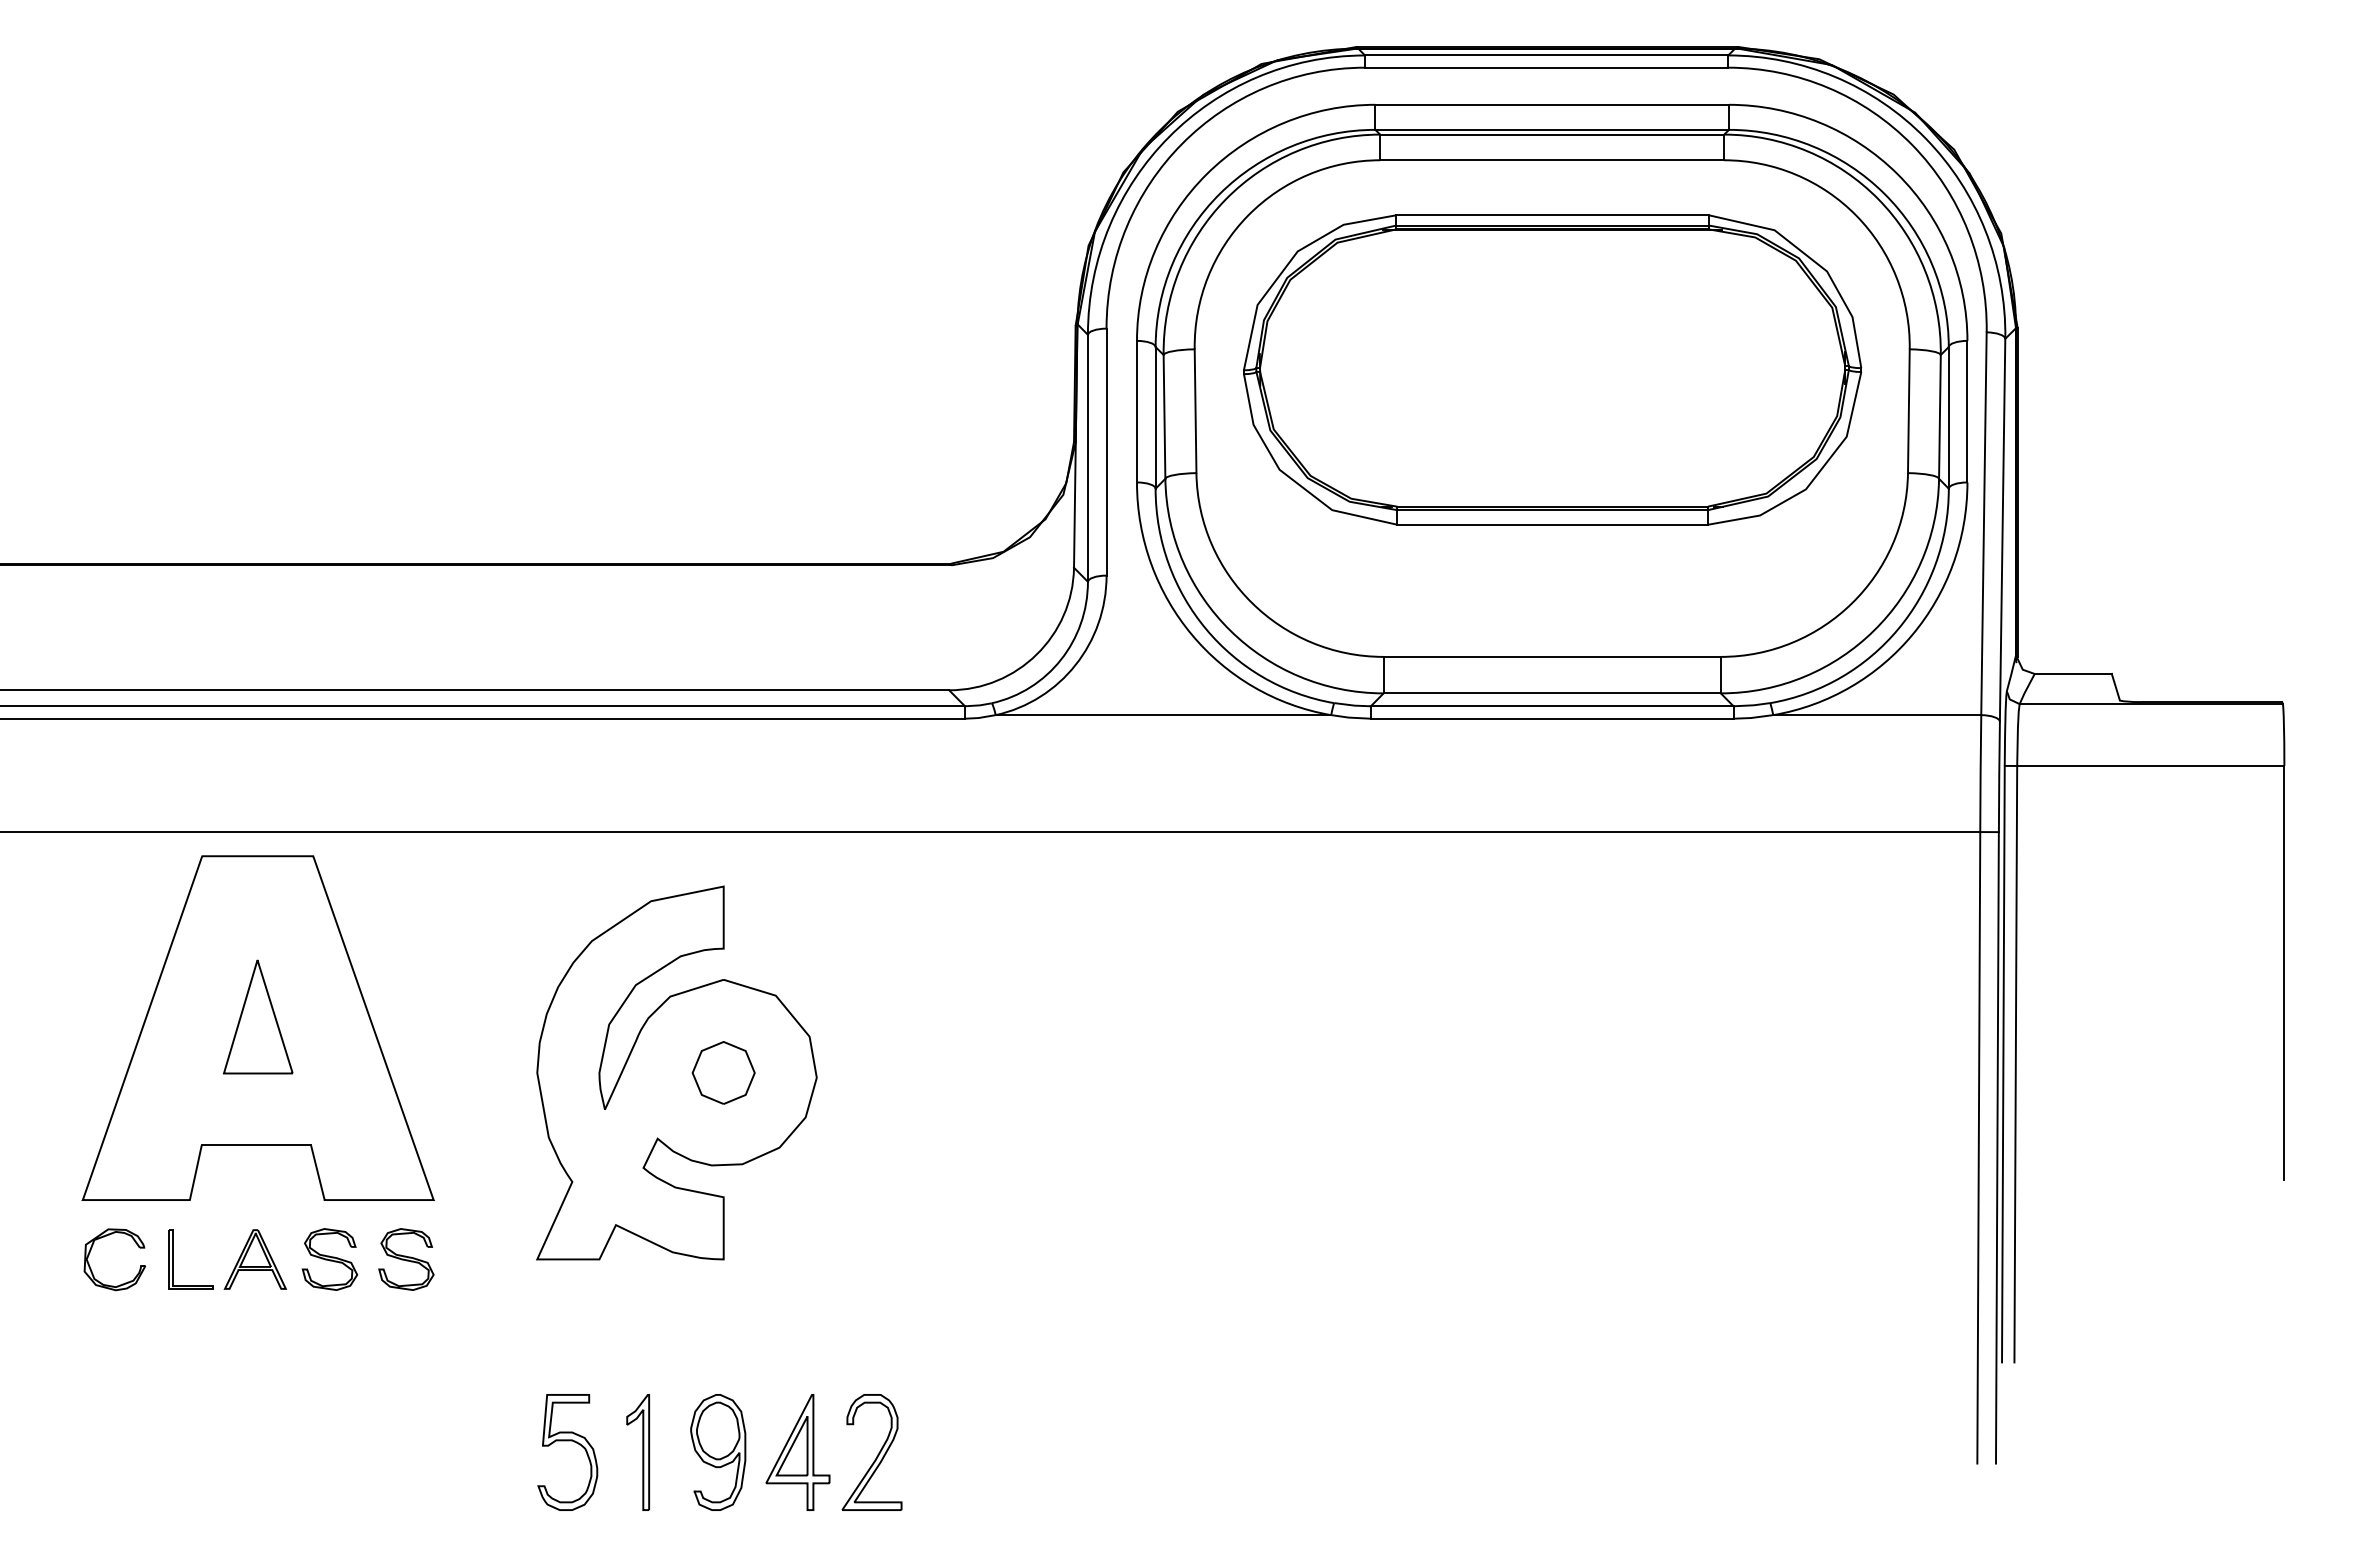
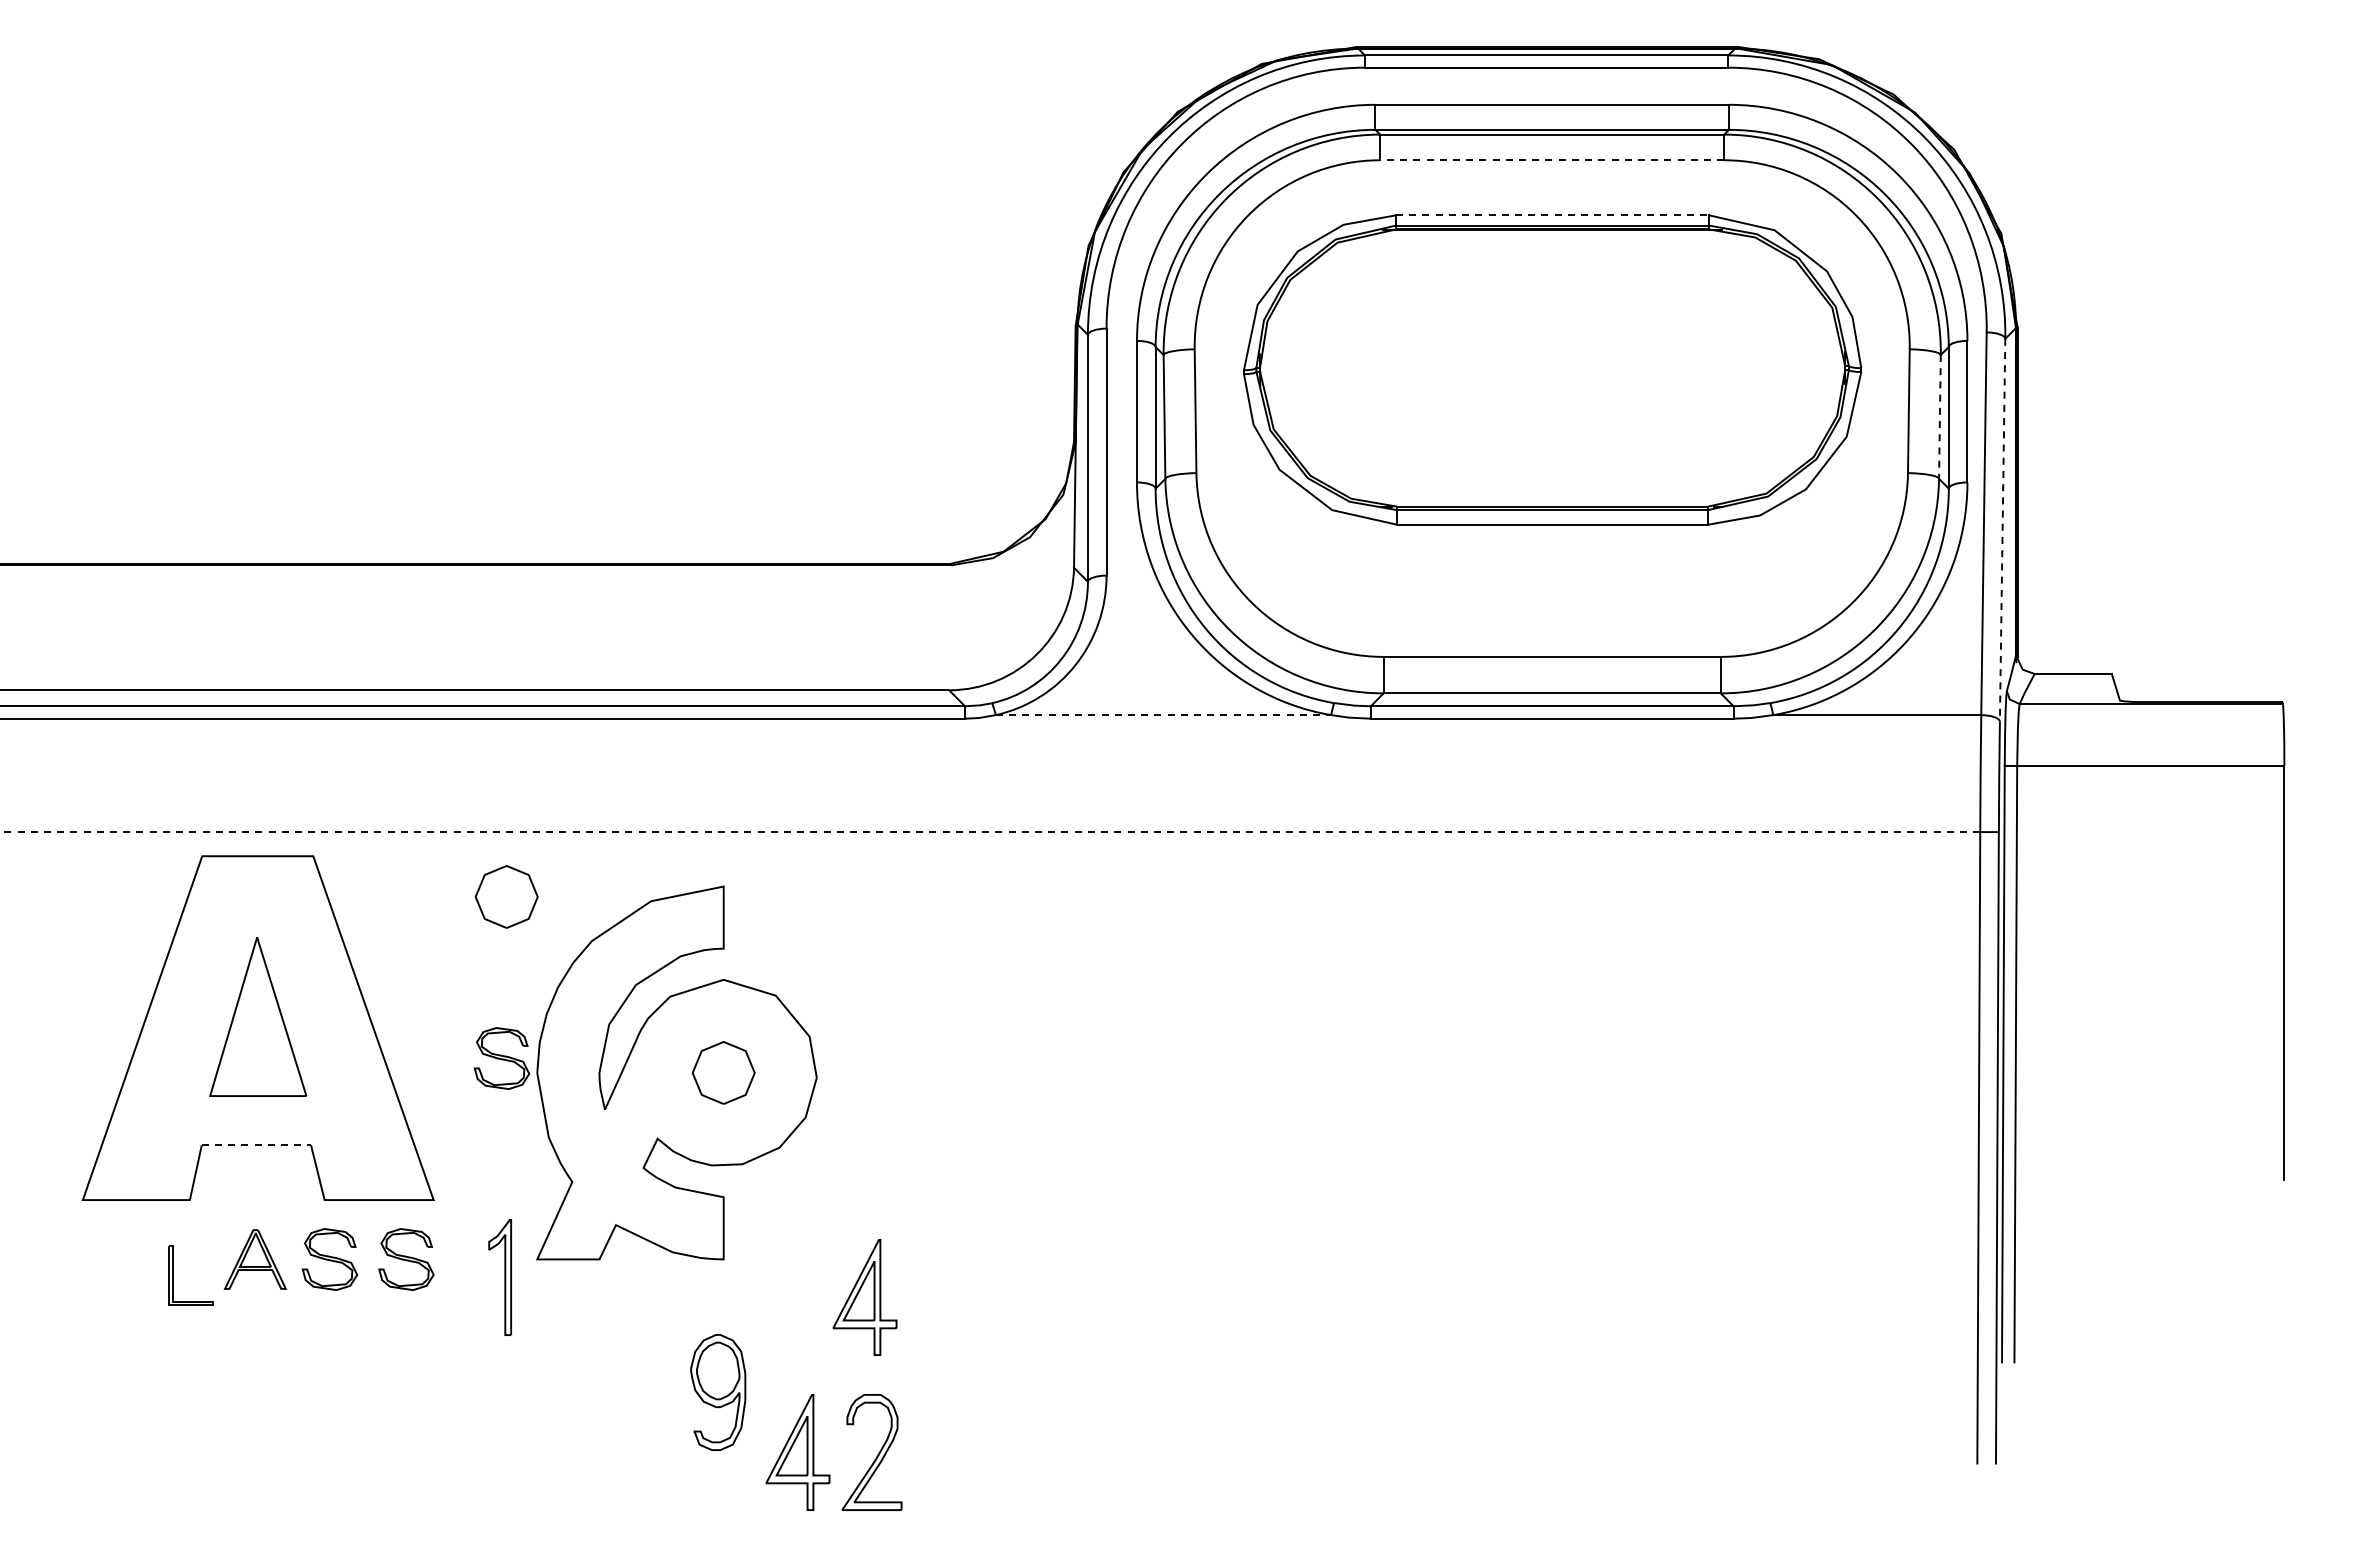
line: solid -> dashed (1551, 160)
line: solid -> dashed (1552, 215)
line: solid -> dashed (1939, 416)
line: solid -> dashed (2002, 530)
line: solid -> dashed (1163, 715)
line: solid -> dashed (990, 832)
part: none -> present (506, 896)
part size: 71x116 px -> 99x160 px (258, 1016)
part: none -> present (501, 1058)
line: solid -> dashed (256, 1145)
part: present -> none (104, 1237)
part position: (173, 1259) -> (173, 1275) (173, 1275)
part: none -> present (864, 1297)
part: present -> none (567, 1441)
part position: (637, 1452) -> (499, 1277) (499, 1277)
part position: (718, 1452) -> (718, 1392) (718, 1392)
